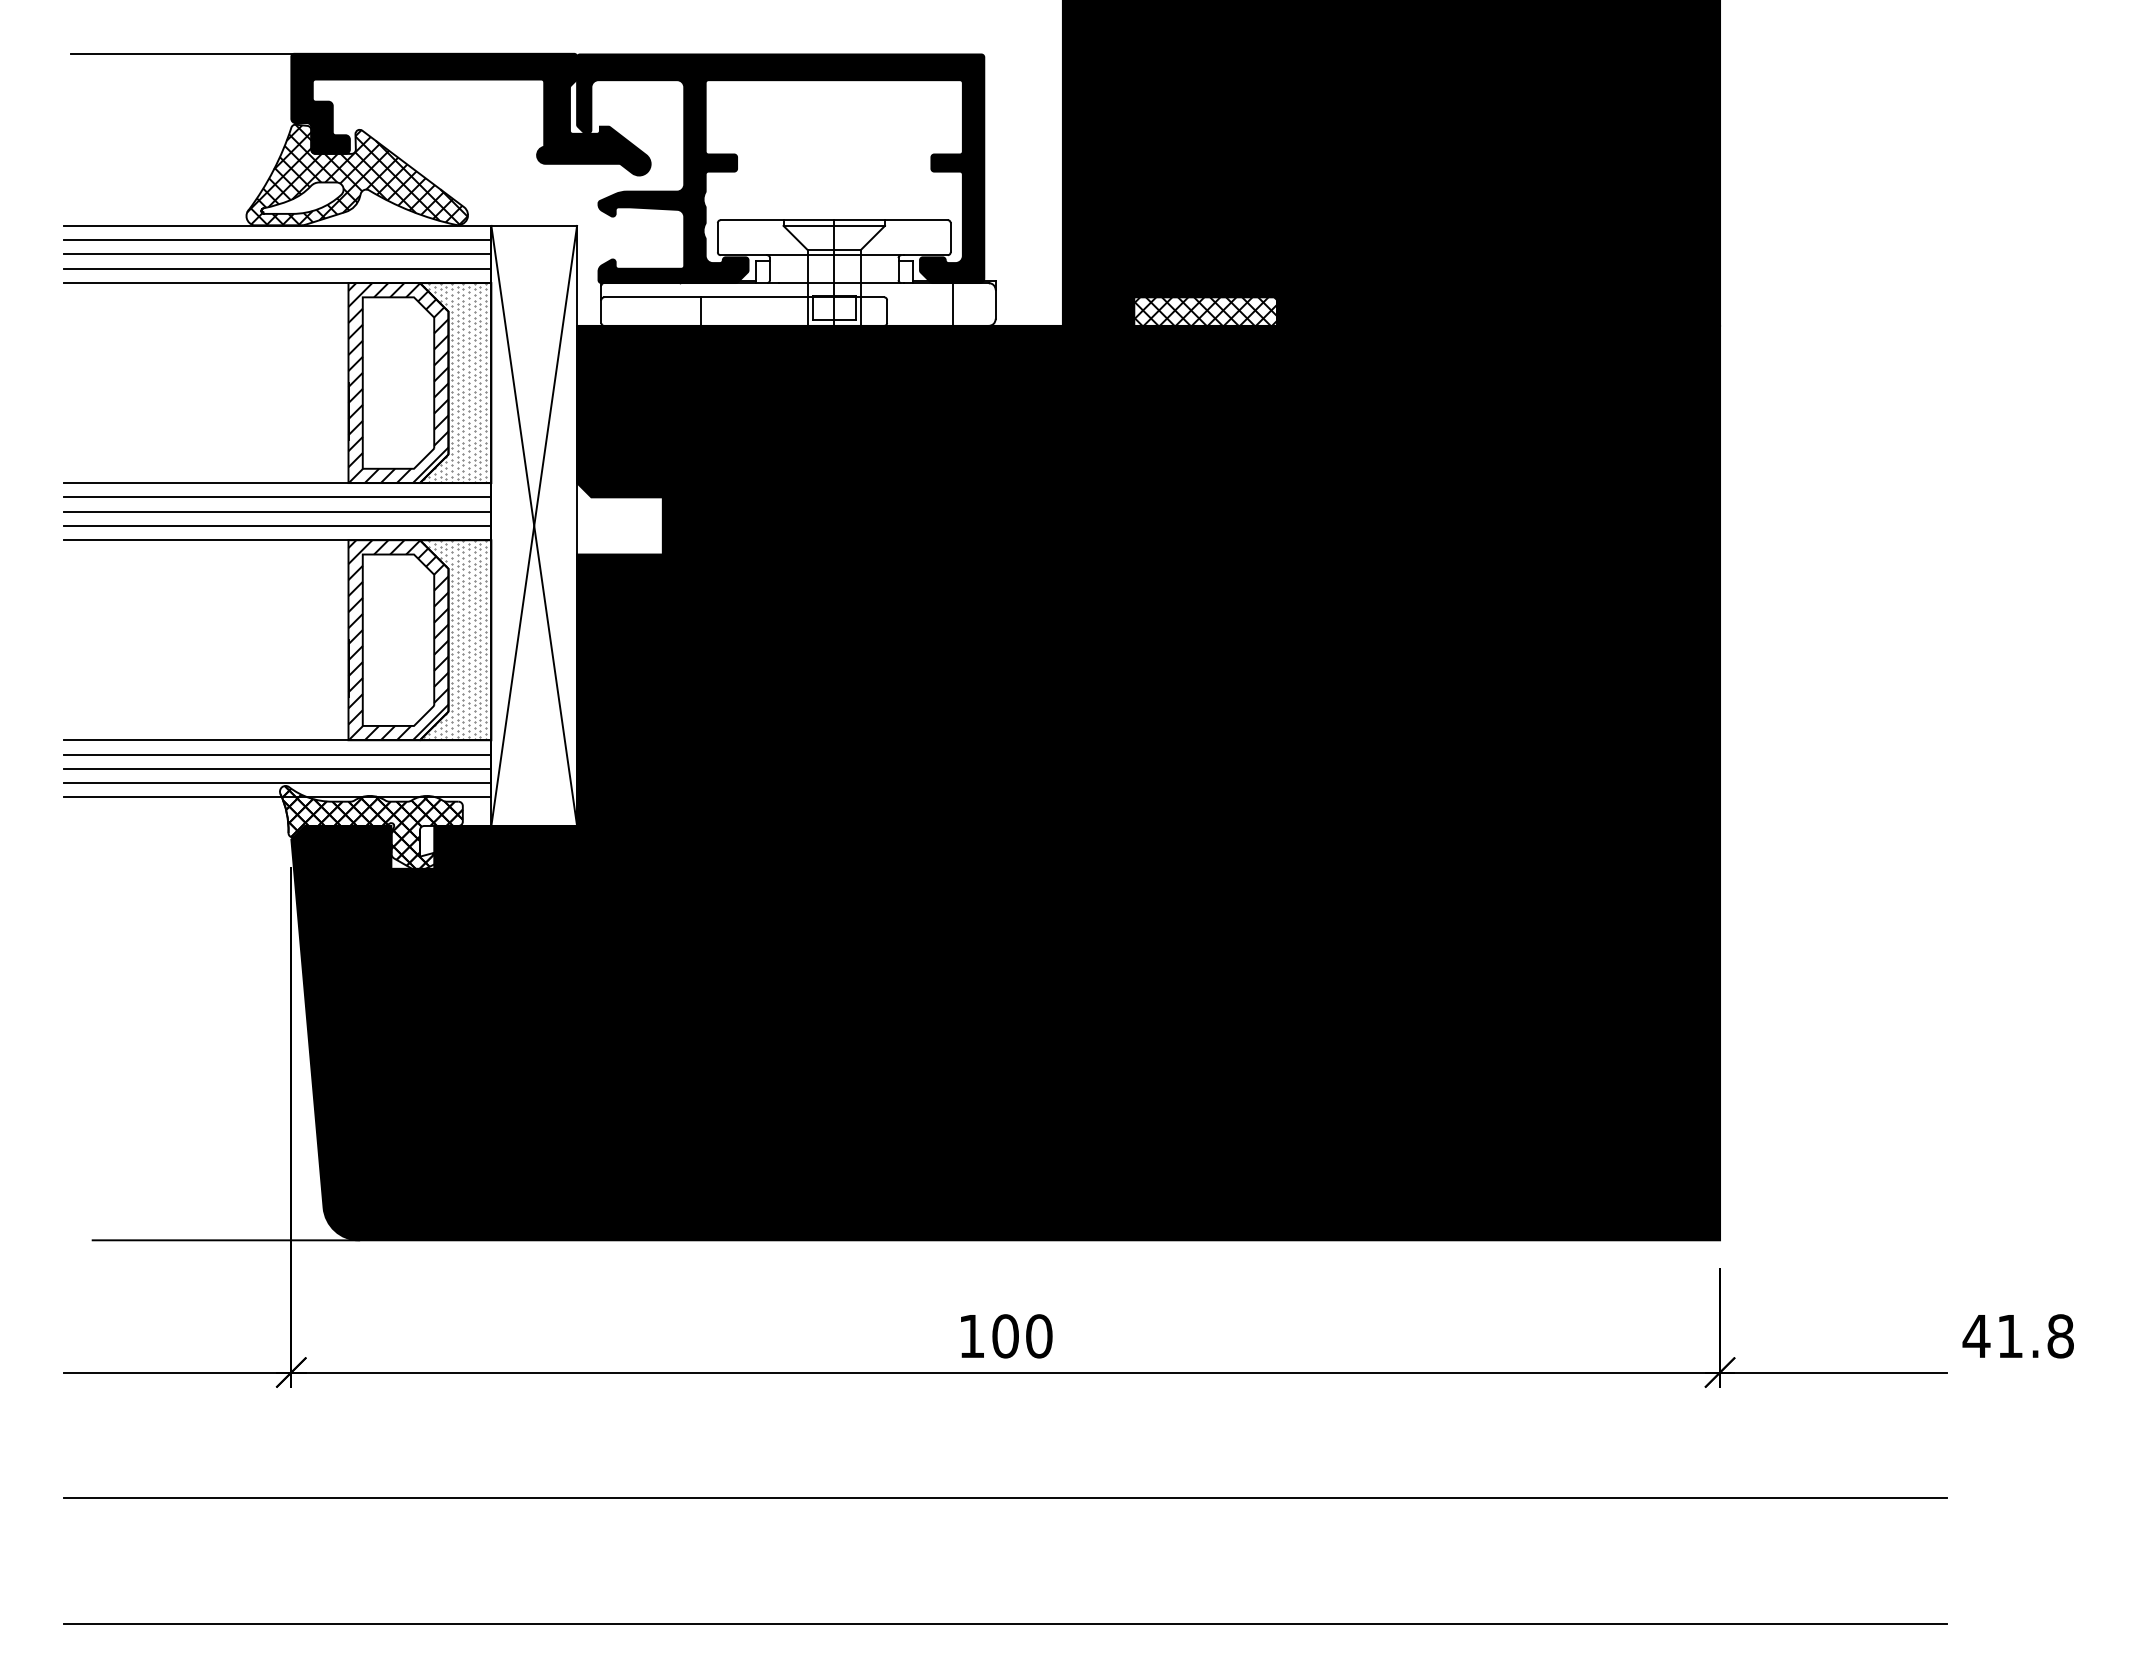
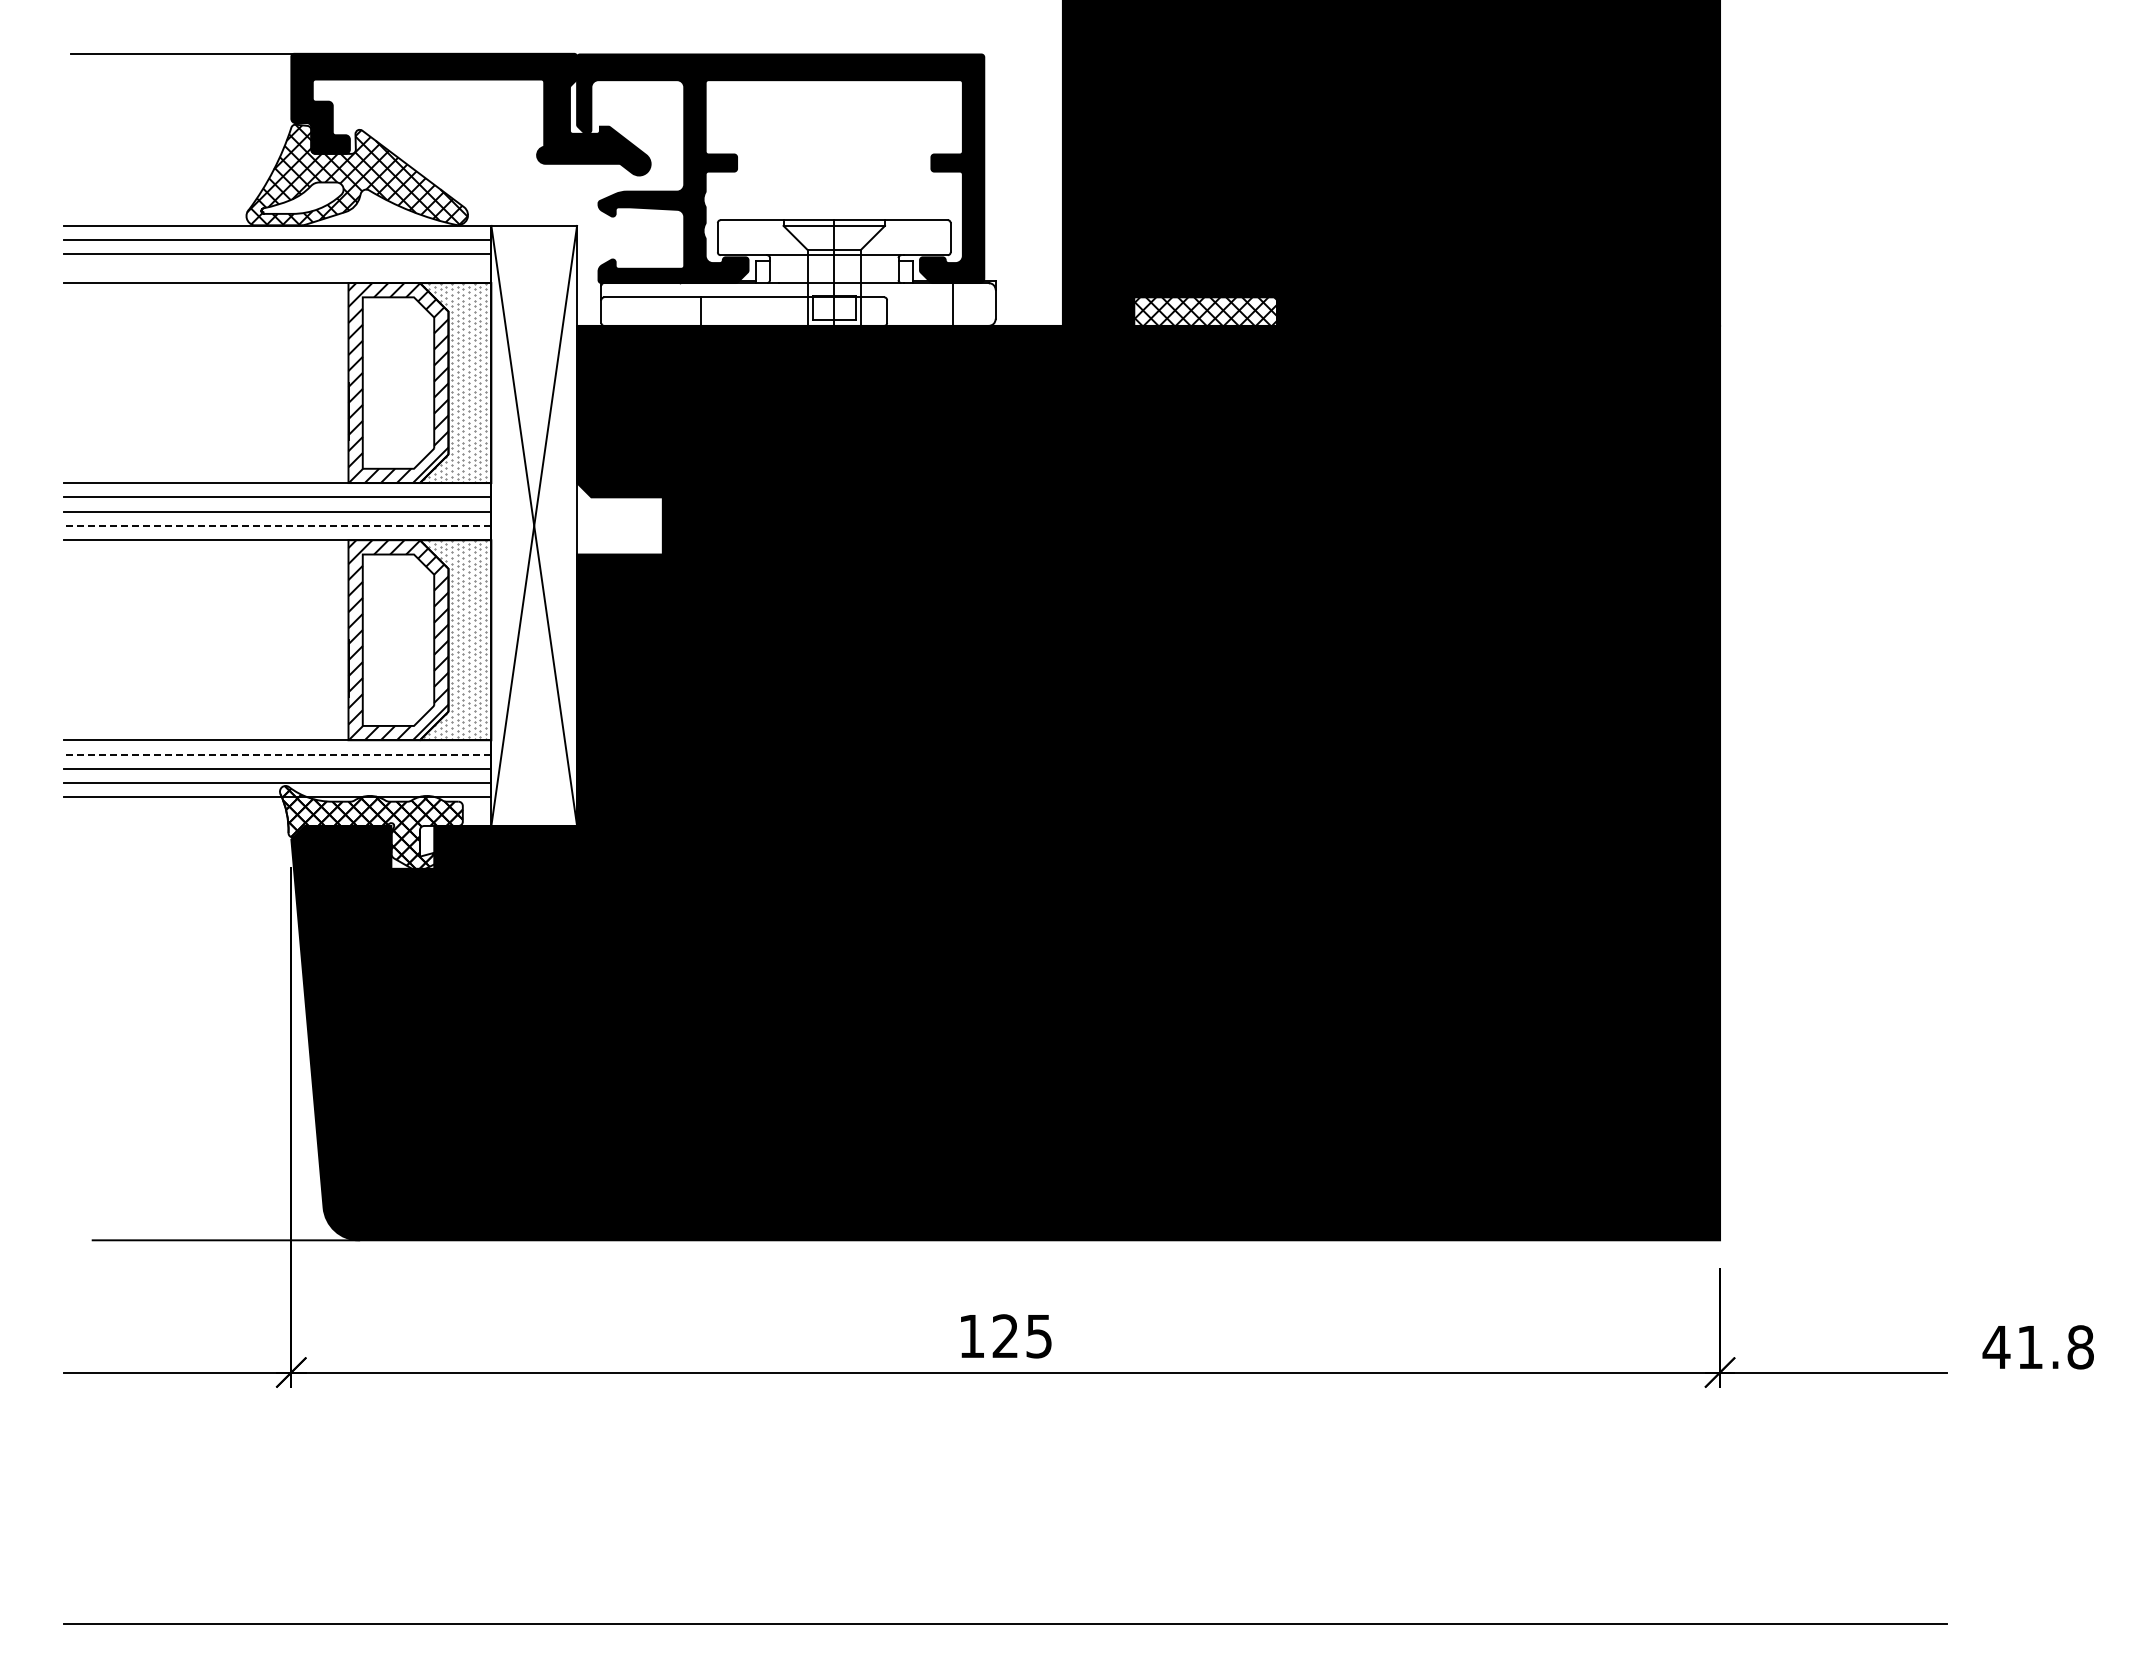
line: present -> none (277, 268)
line: solid -> dashed (277, 525)
line: solid -> dashed (277, 754)
text: 100 -> 125 (1022, 1336)
text position: (2017, 1336) -> (2037, 1347) (2037, 1347)
line: present -> none (1005, 1498)
